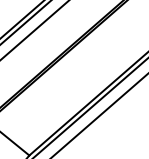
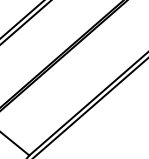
line: present -> none (34, 30)
line: present -> none (99, 115)
